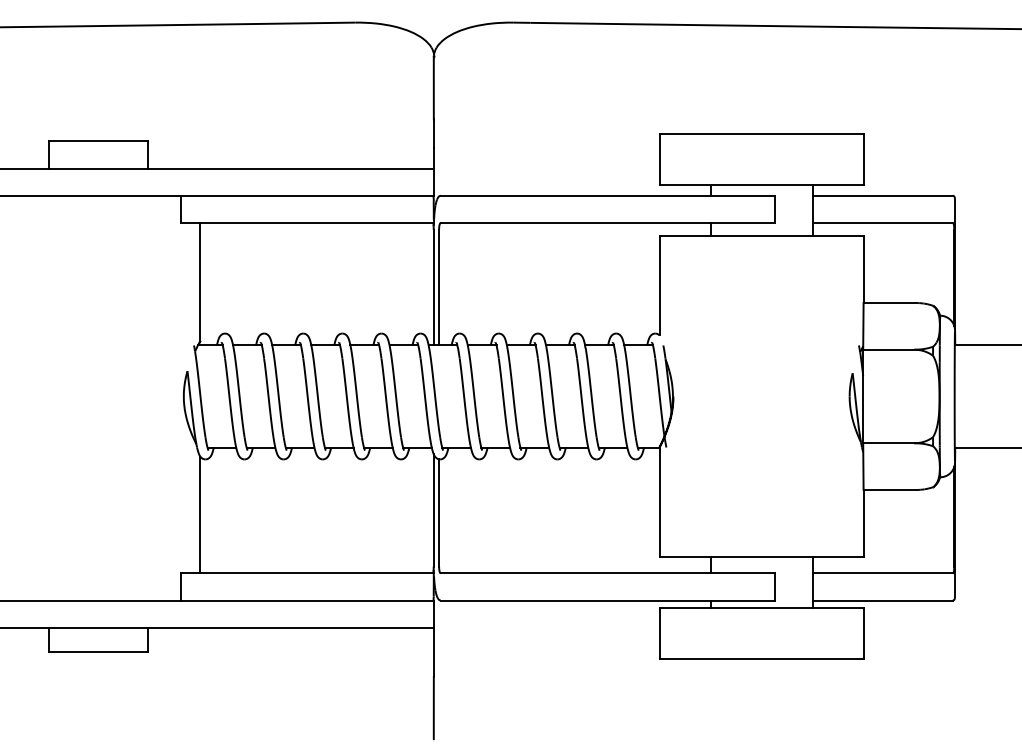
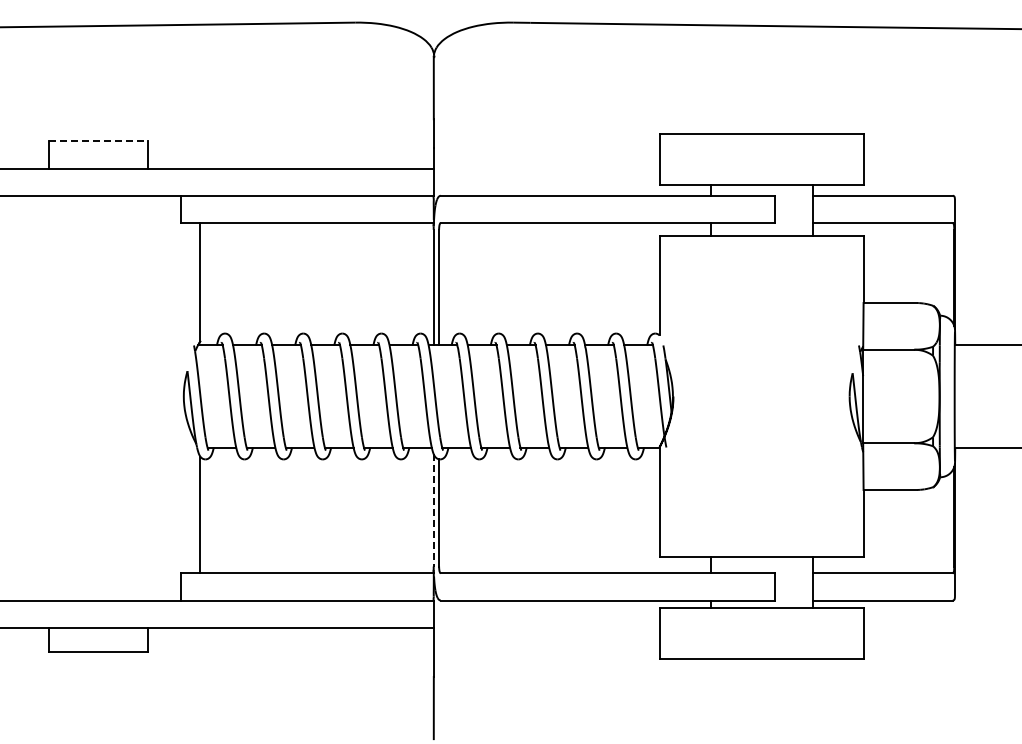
line: solid -> dashed (98, 141)
line: solid -> dashed (433, 510)
